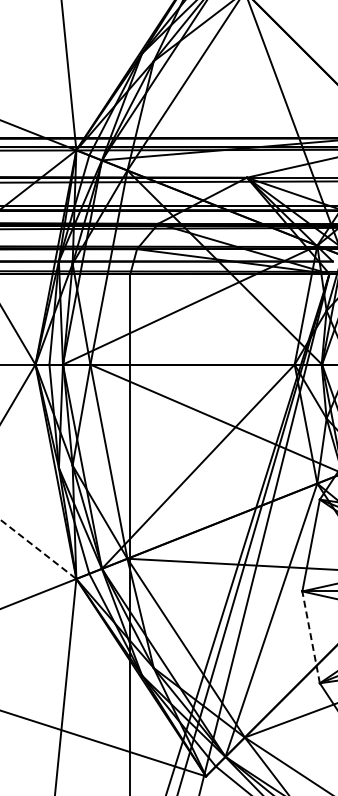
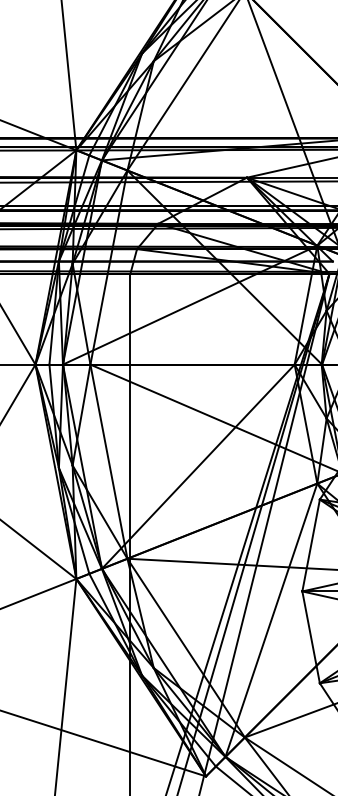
line: dashed -> solid (38, 549)
line: dashed -> solid (311, 637)
